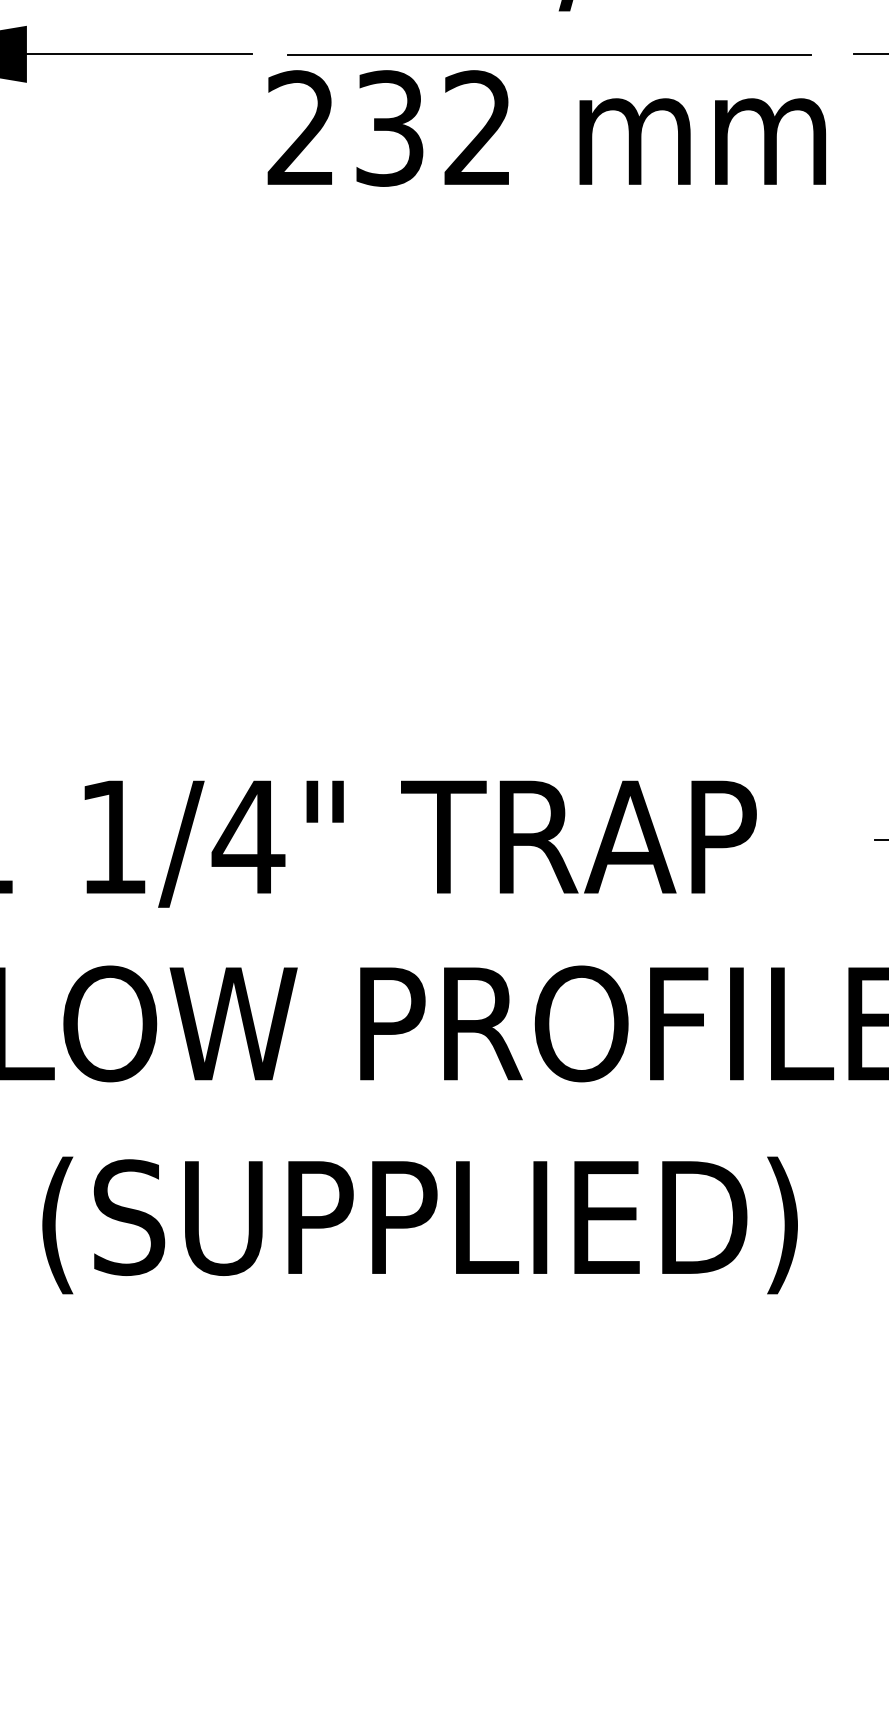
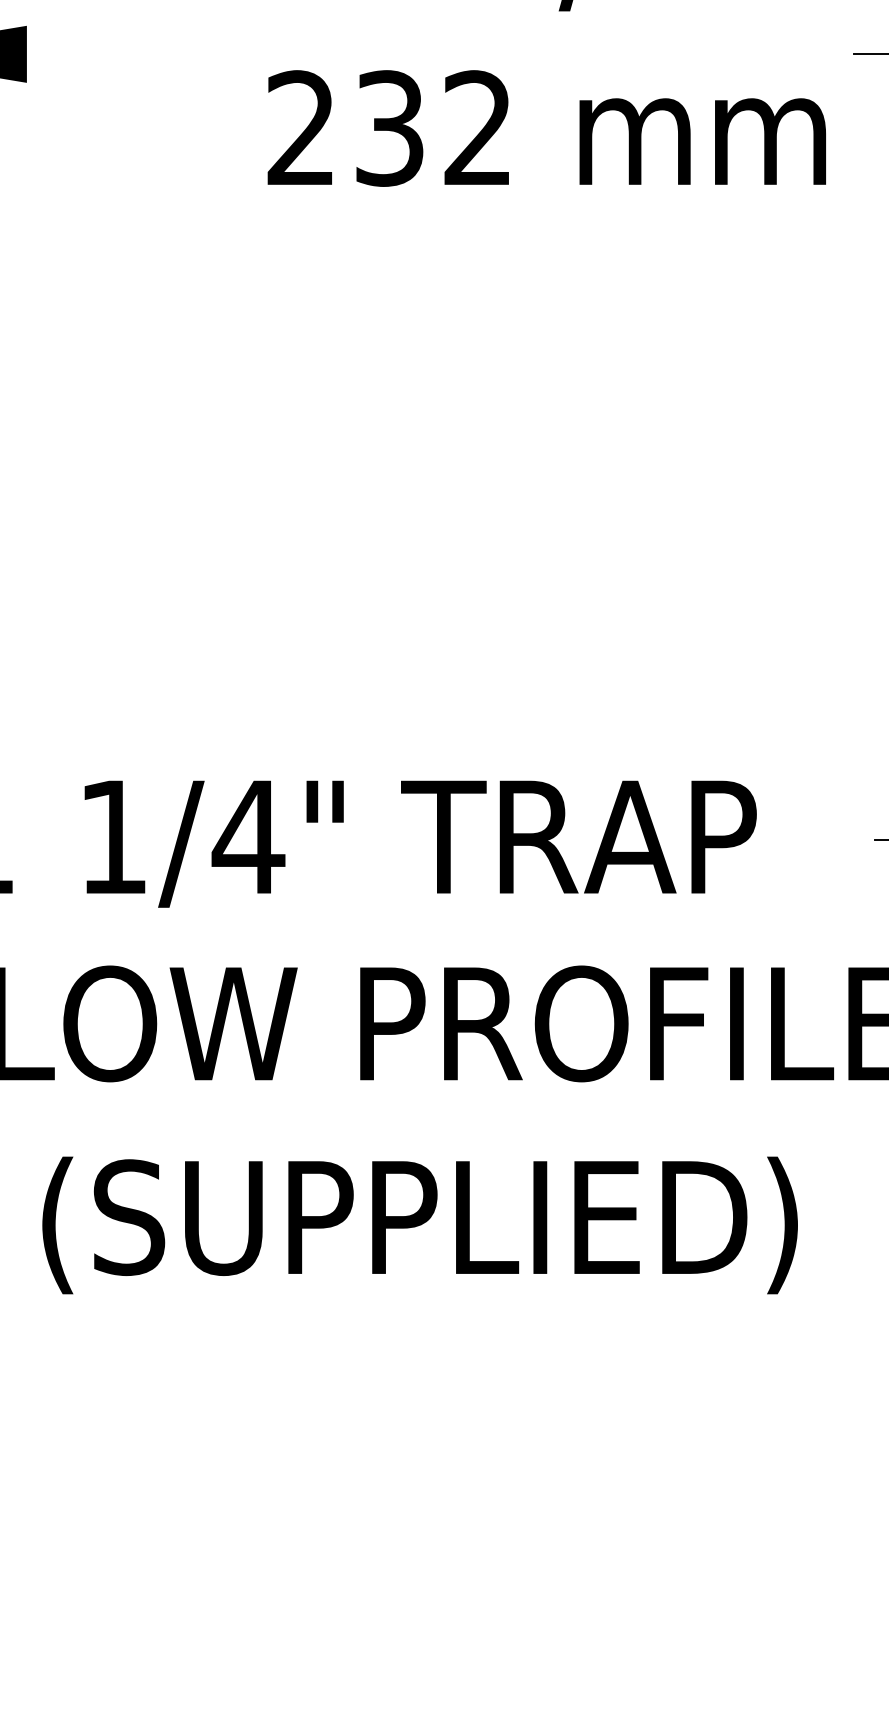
line: present -> none (138, 54)
line: present -> none (549, 54)
